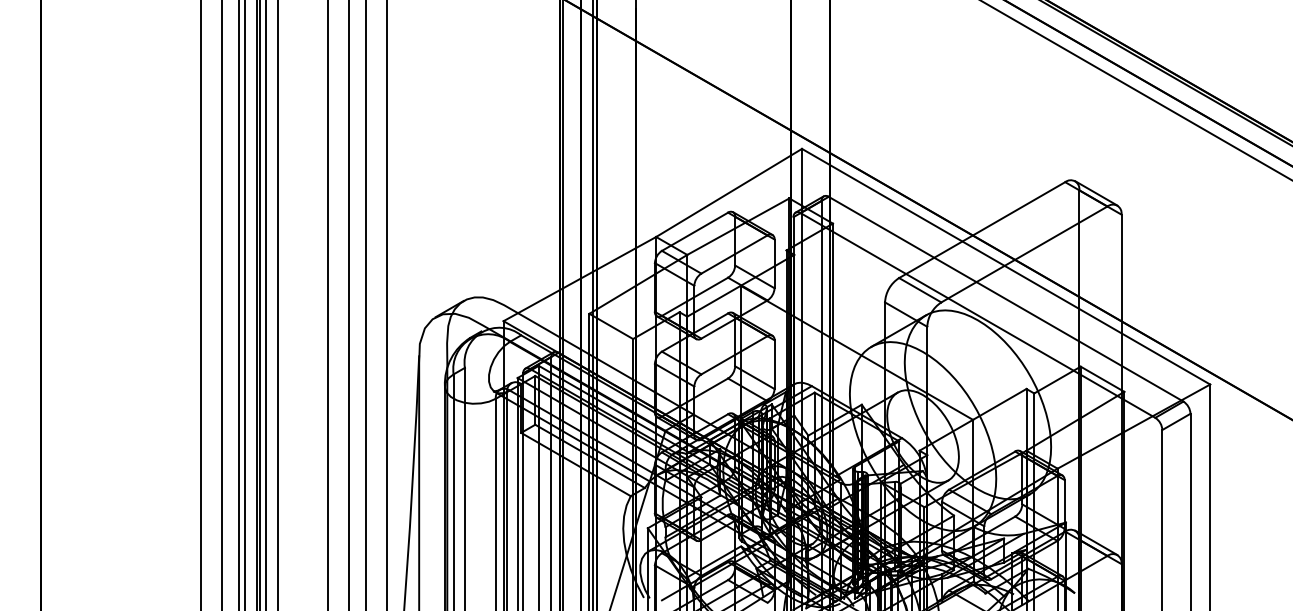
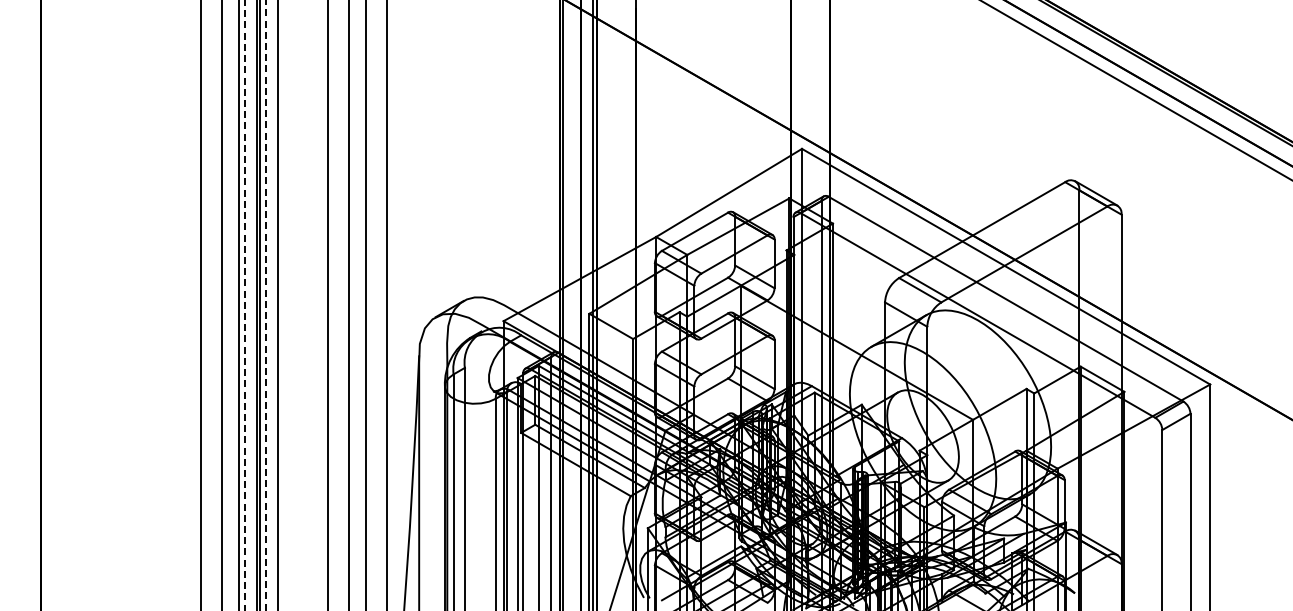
line: solid -> dashed (265, 304)
line: solid -> dashed (244, 305)
